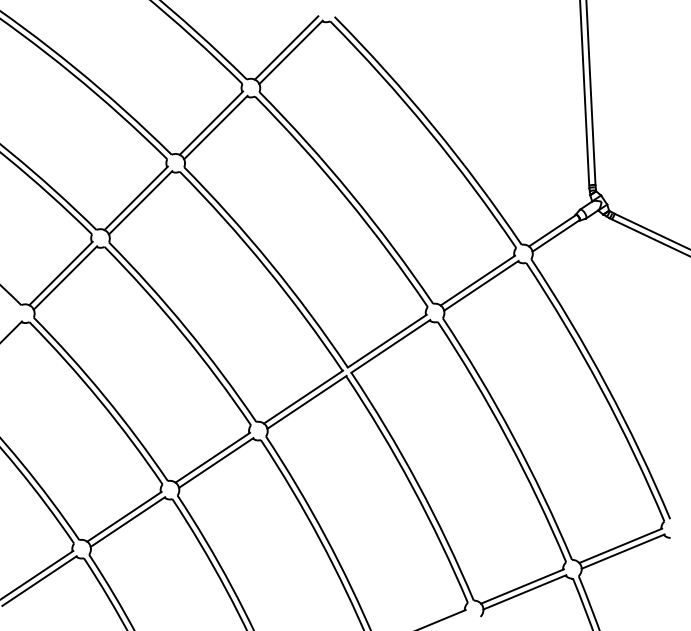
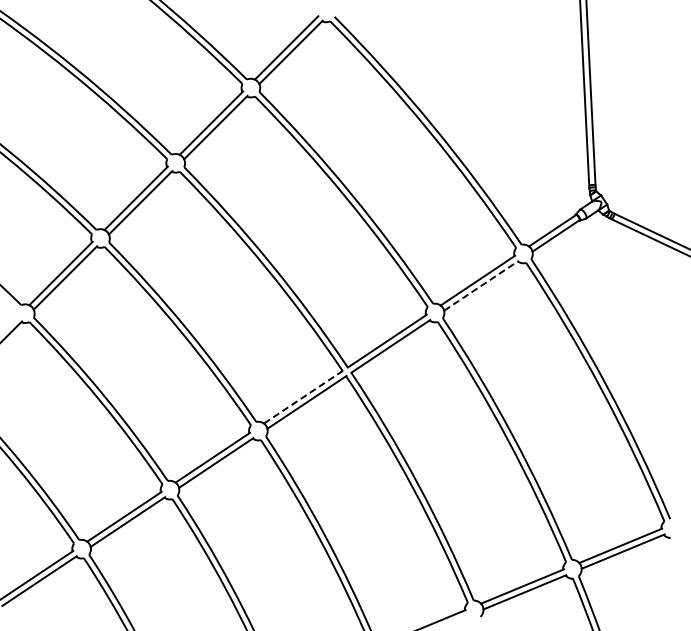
line: solid -> dashed (481, 285)
line: solid -> dashed (303, 397)
